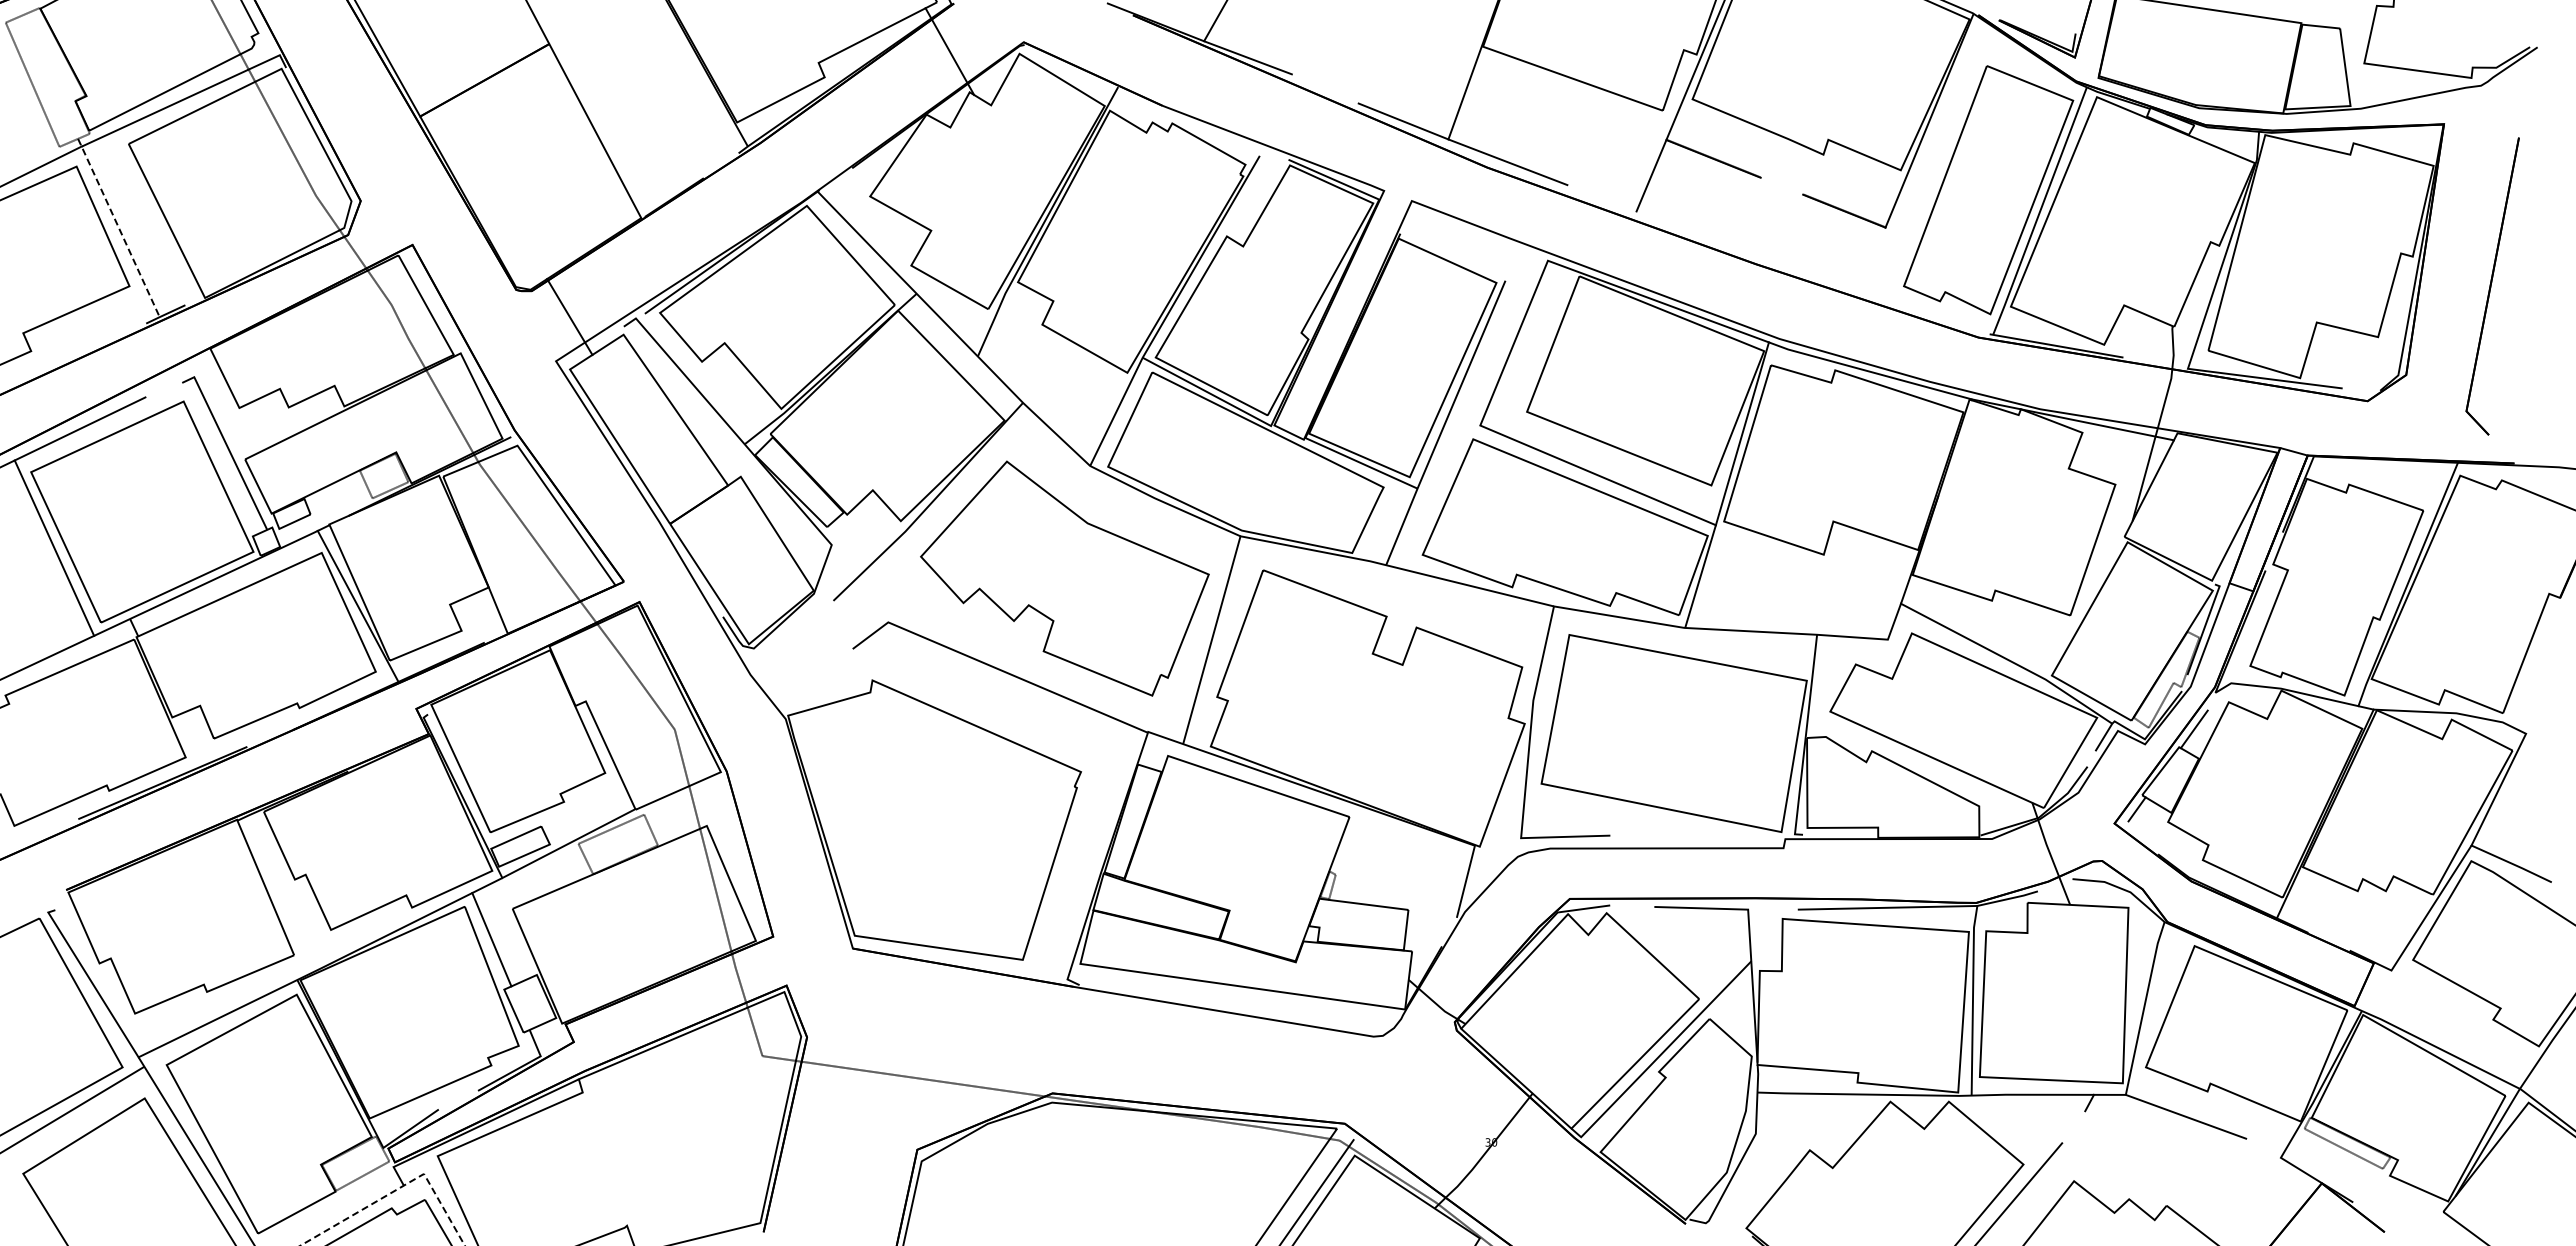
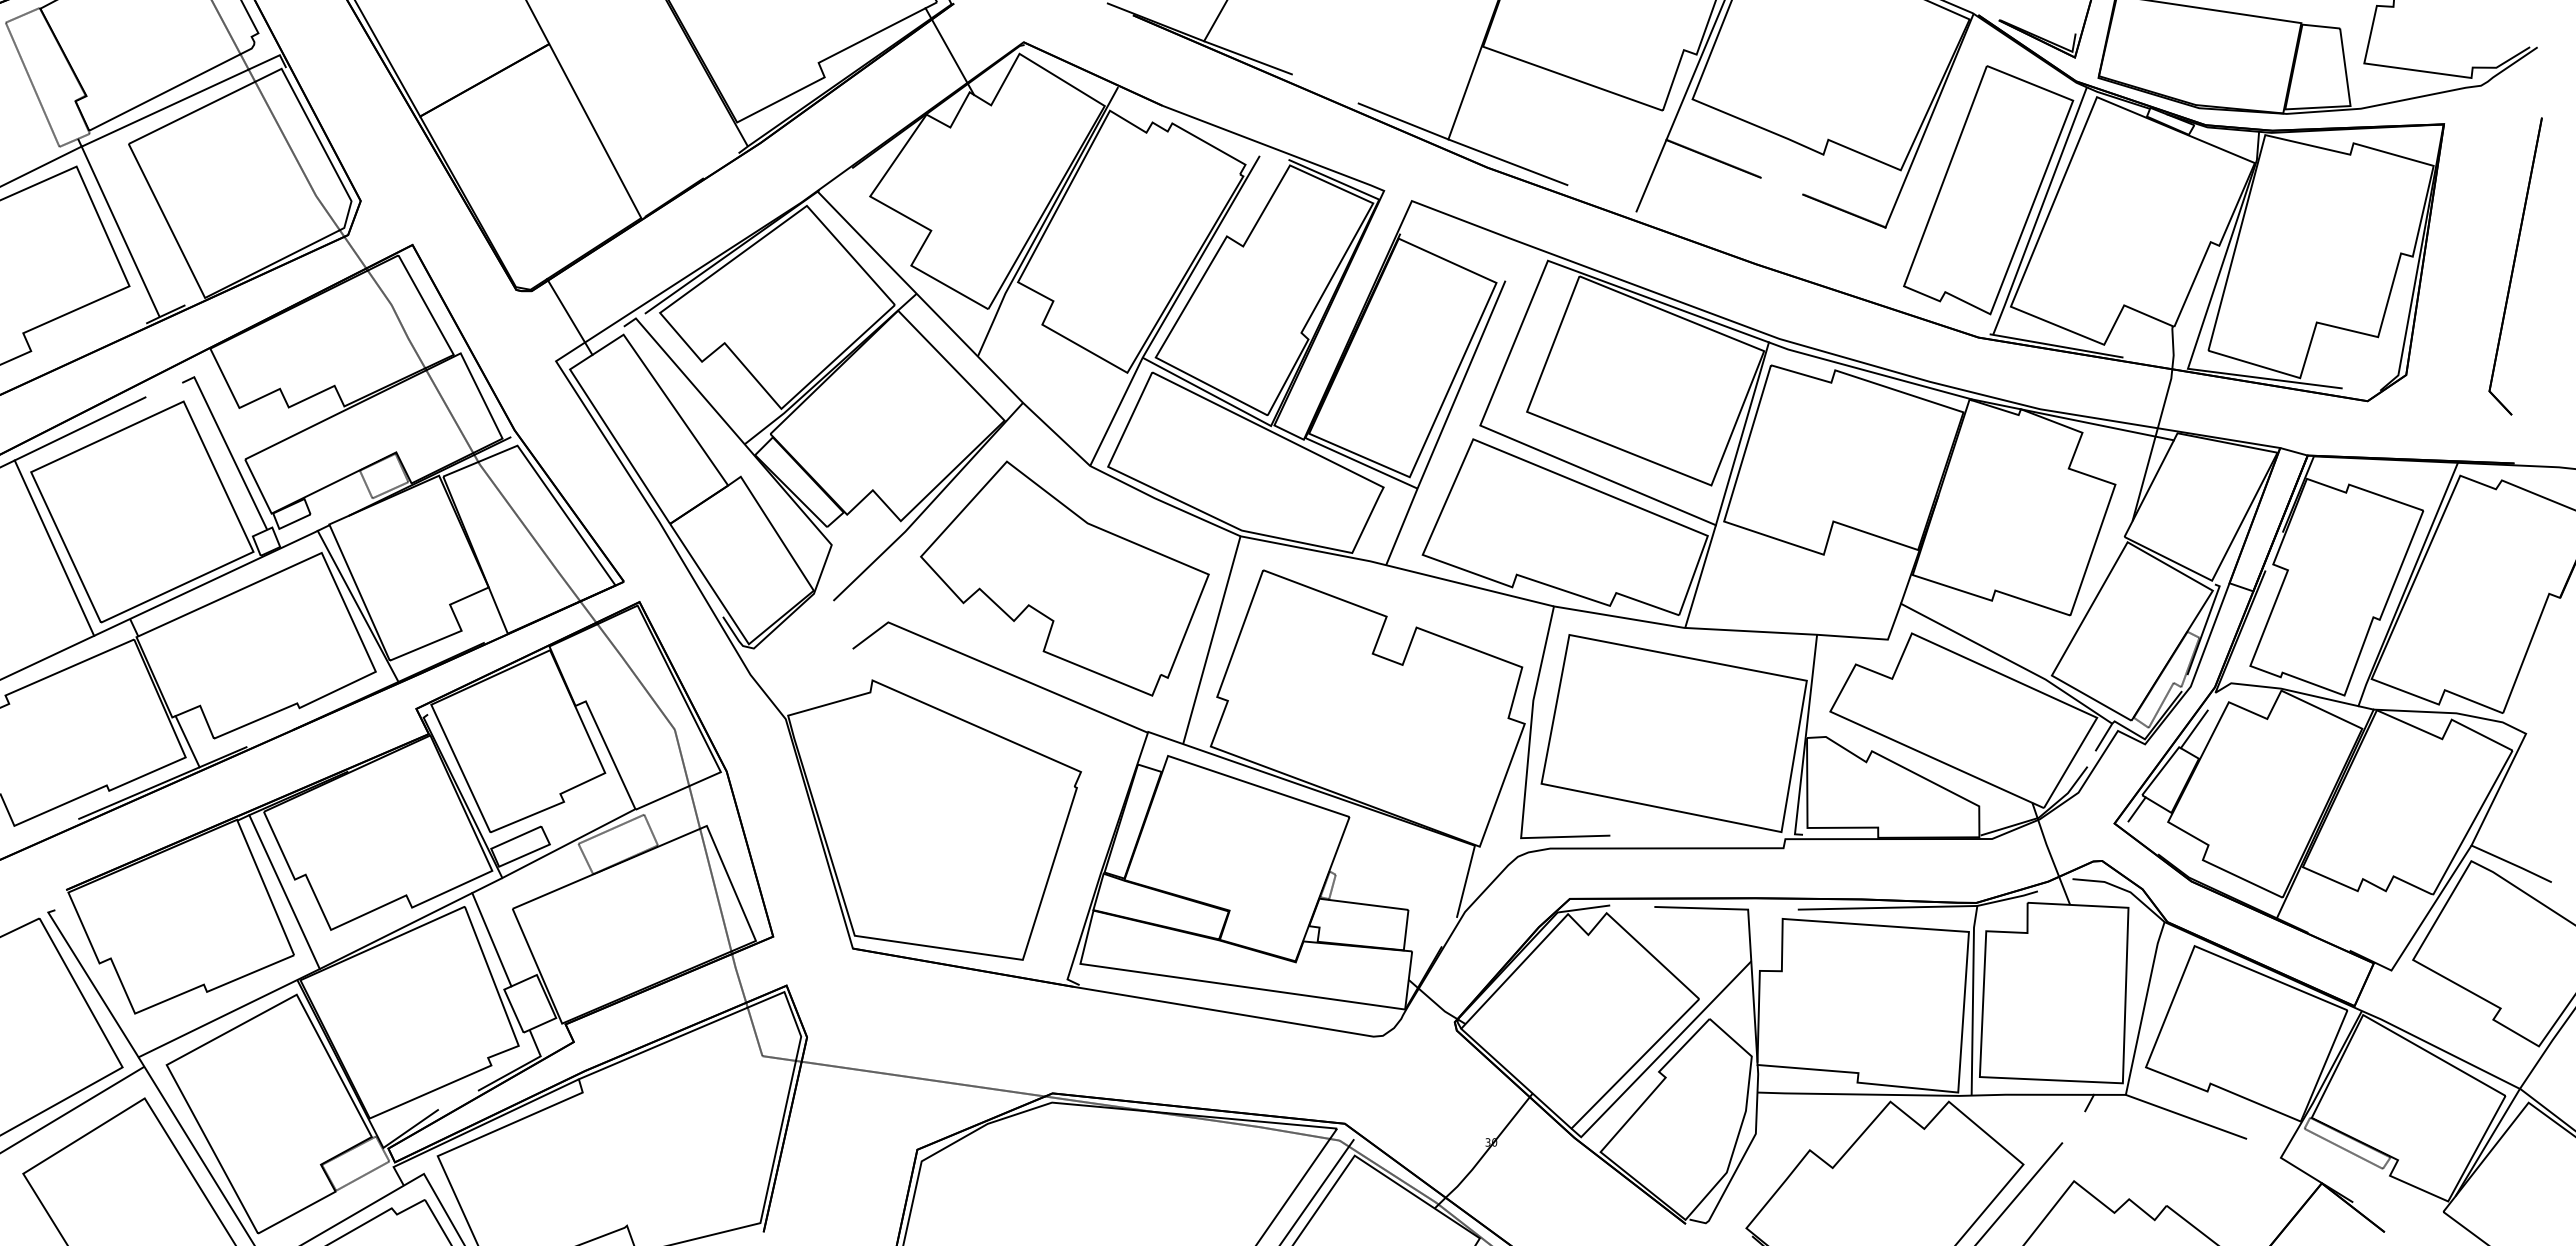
line: dashed -> solid (118, 227)
part position: (2492, 286) -> (2515, 266) (2515, 266)
line: none -> present (187, 741)
line: none -> present (284, 892)
line: dashed -> solid (398, 1188)
